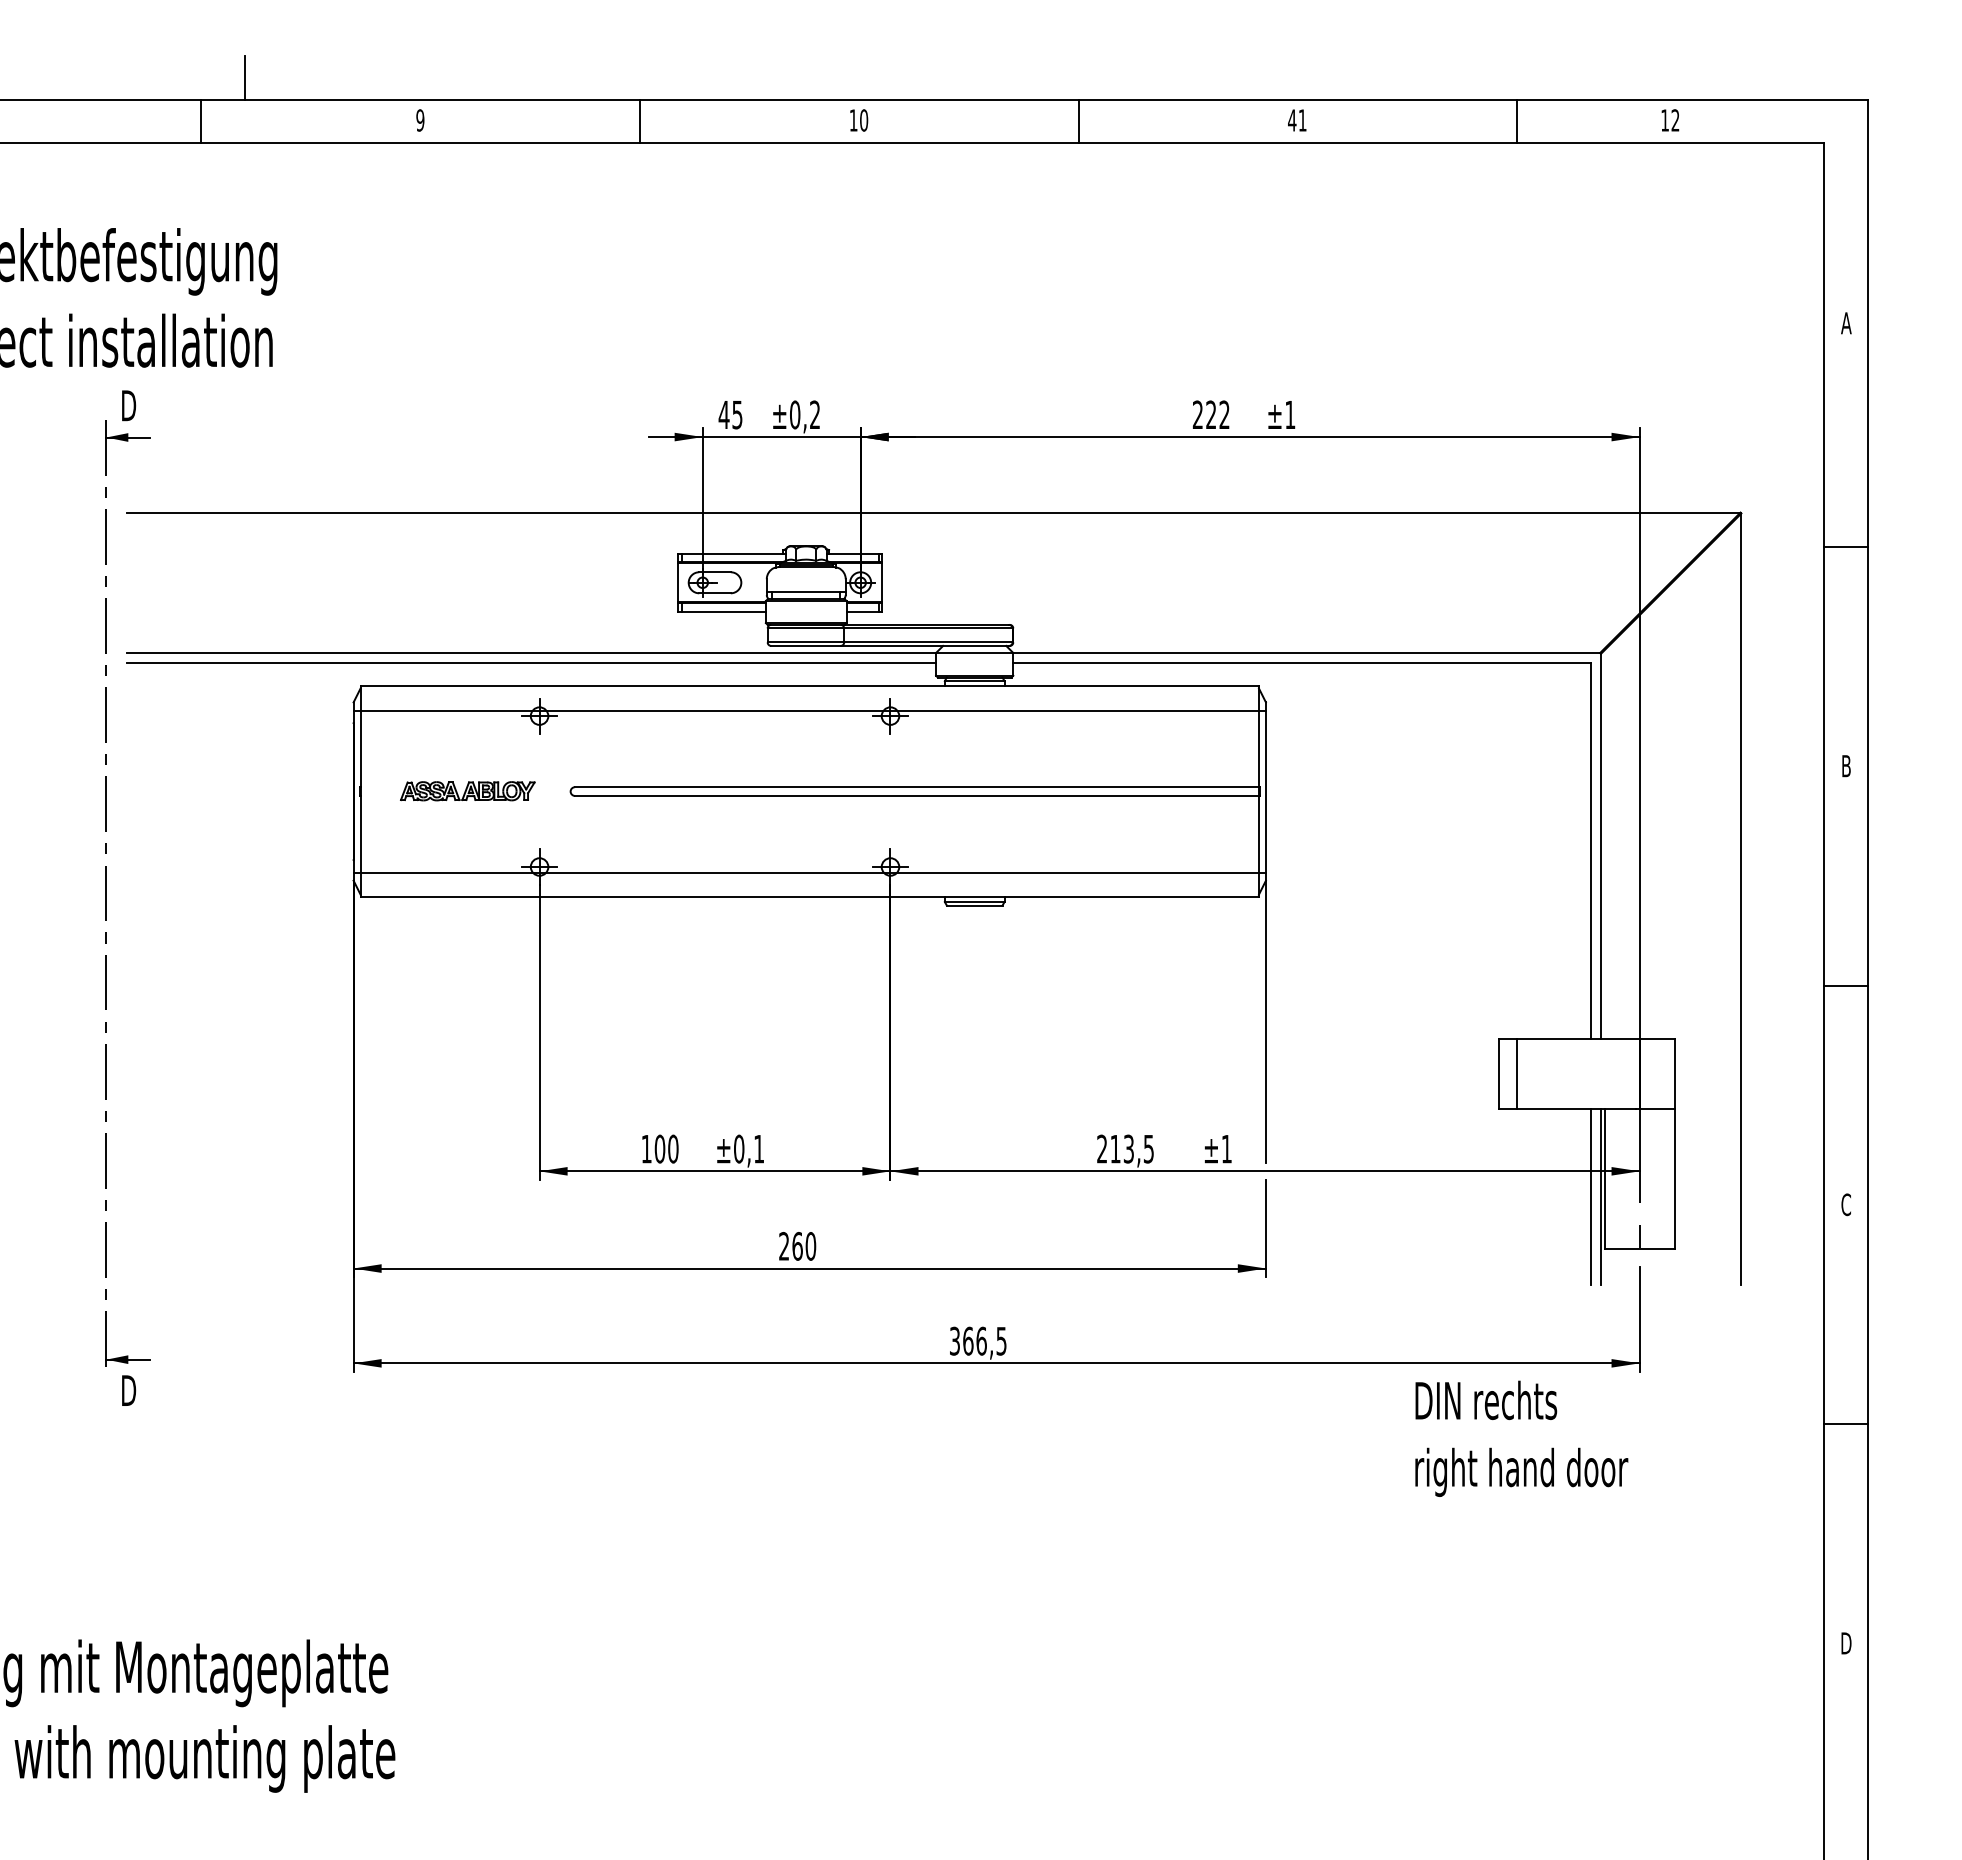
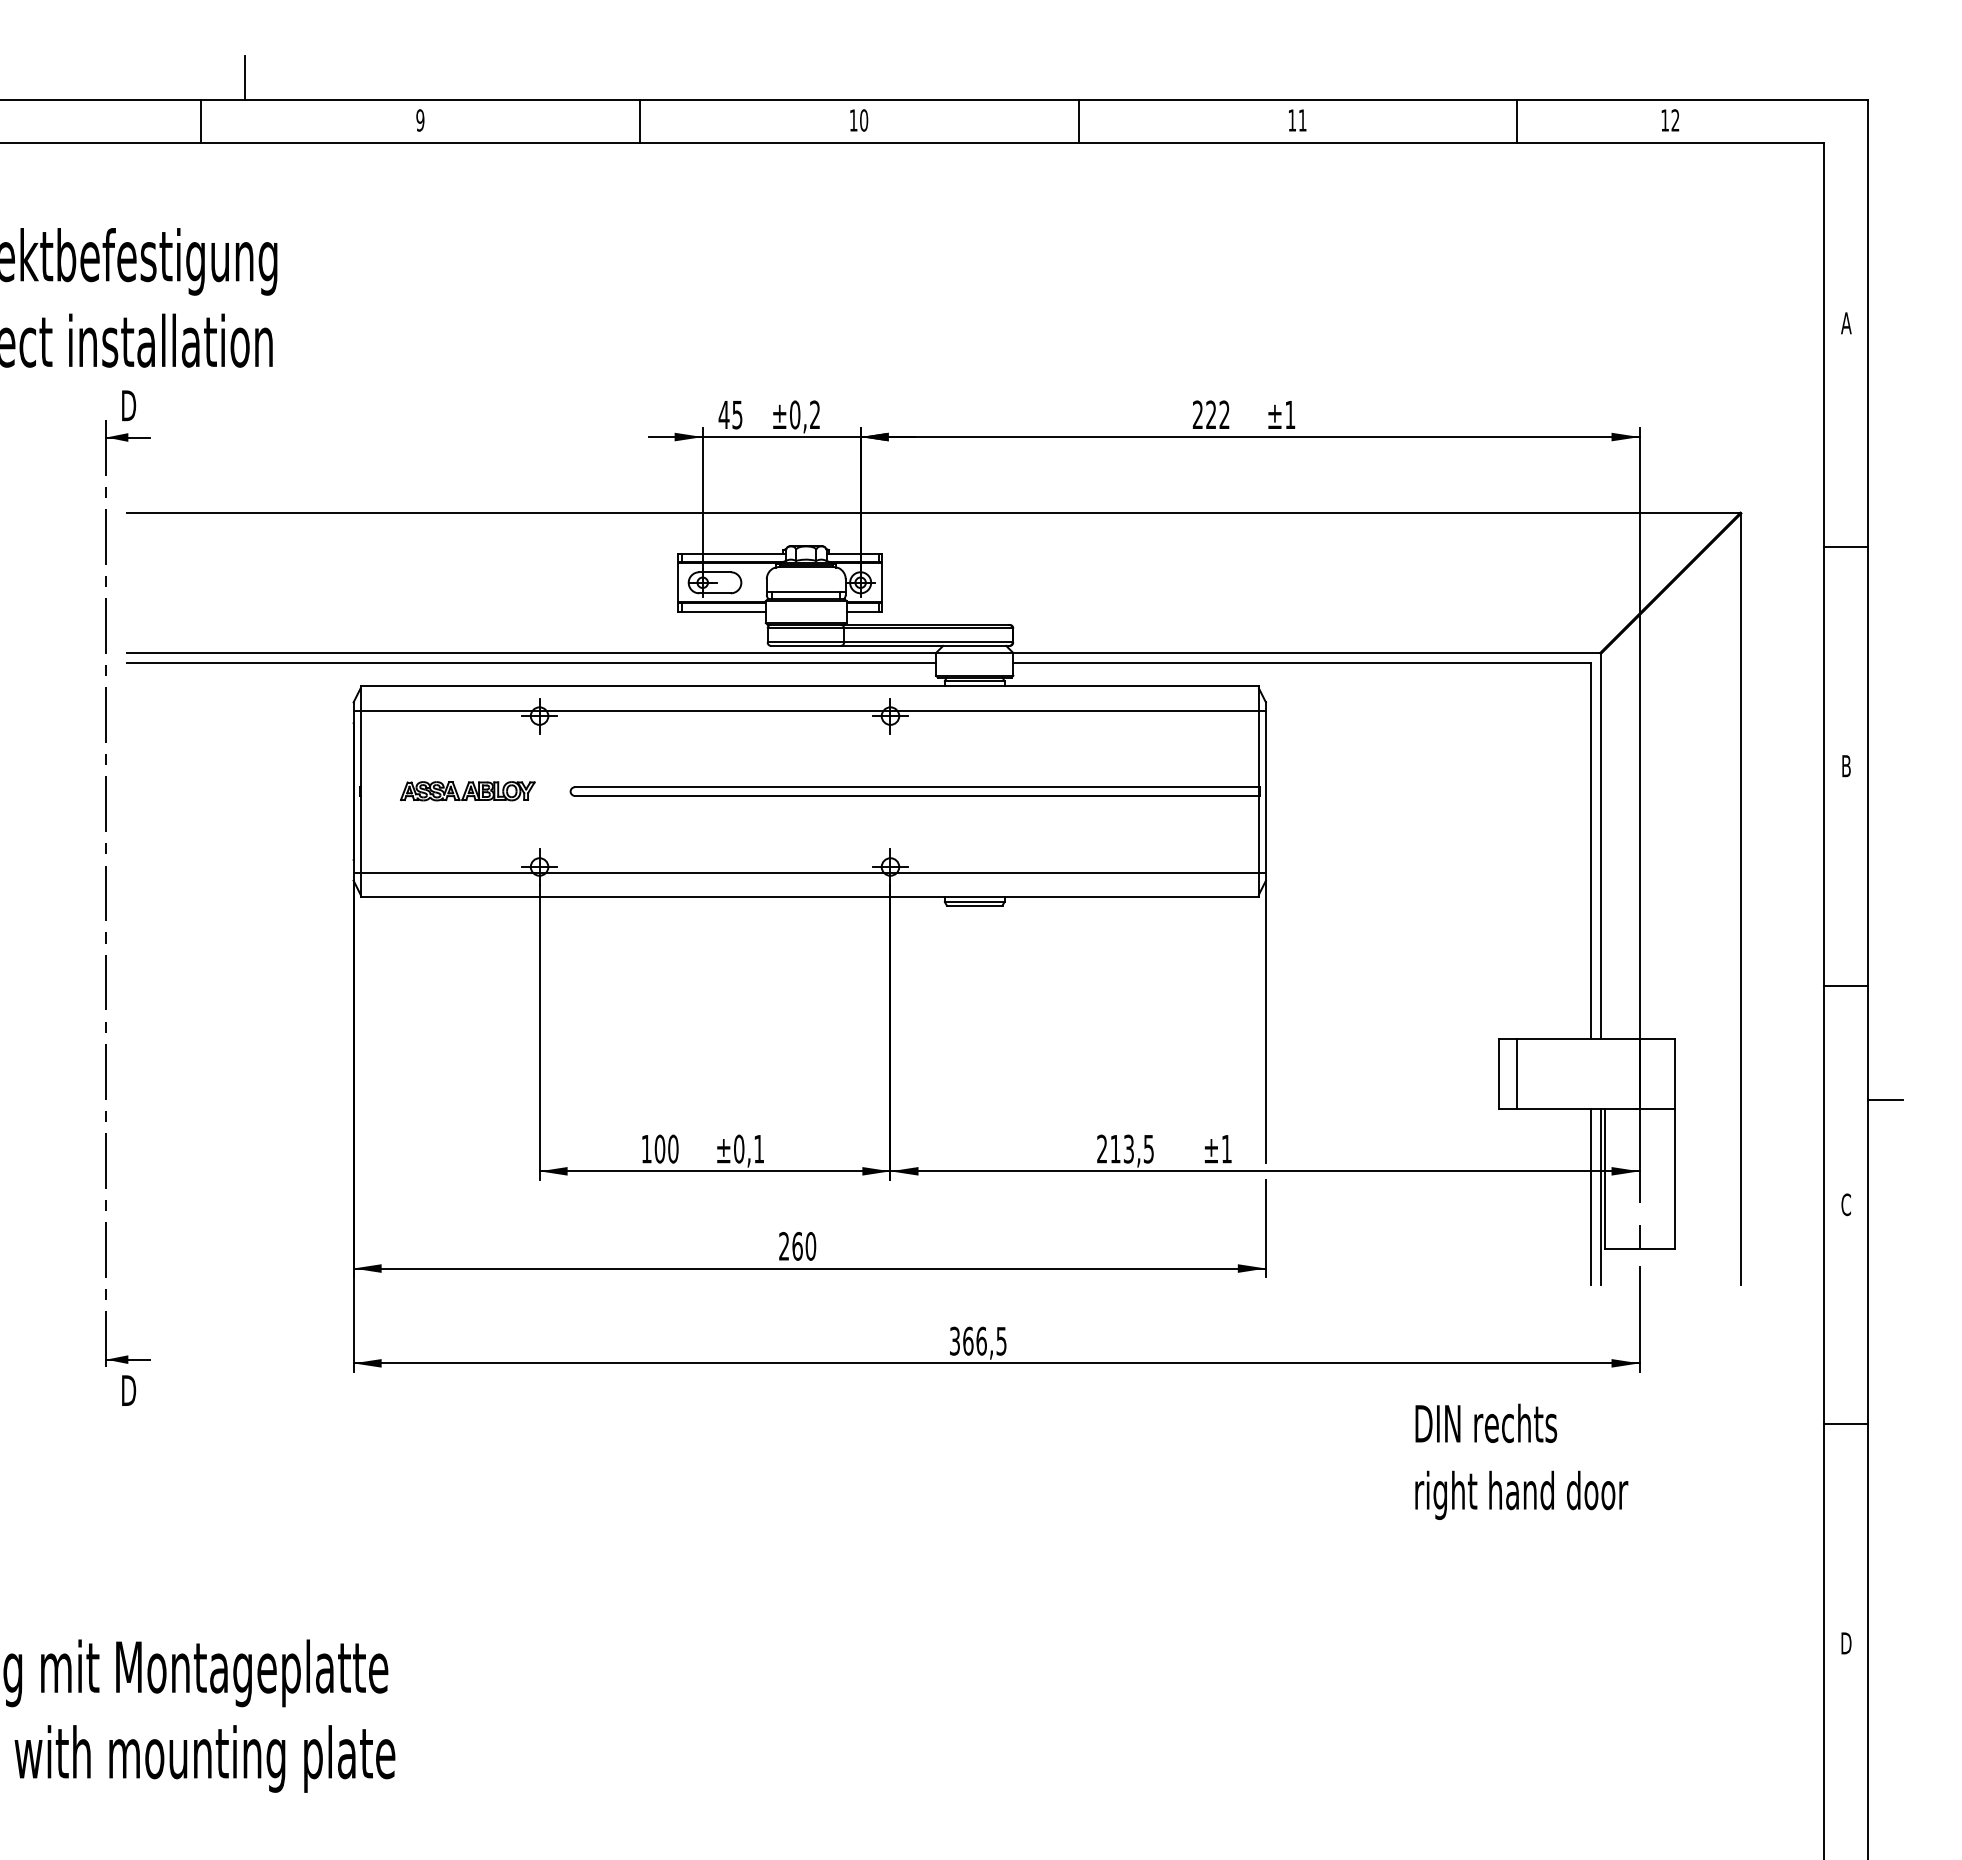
text: 41 -> 11 (1292, 120)
line: none -> present (1885, 1099)
text position: (1521, 1438) -> (1521, 1461) (1521, 1461)
